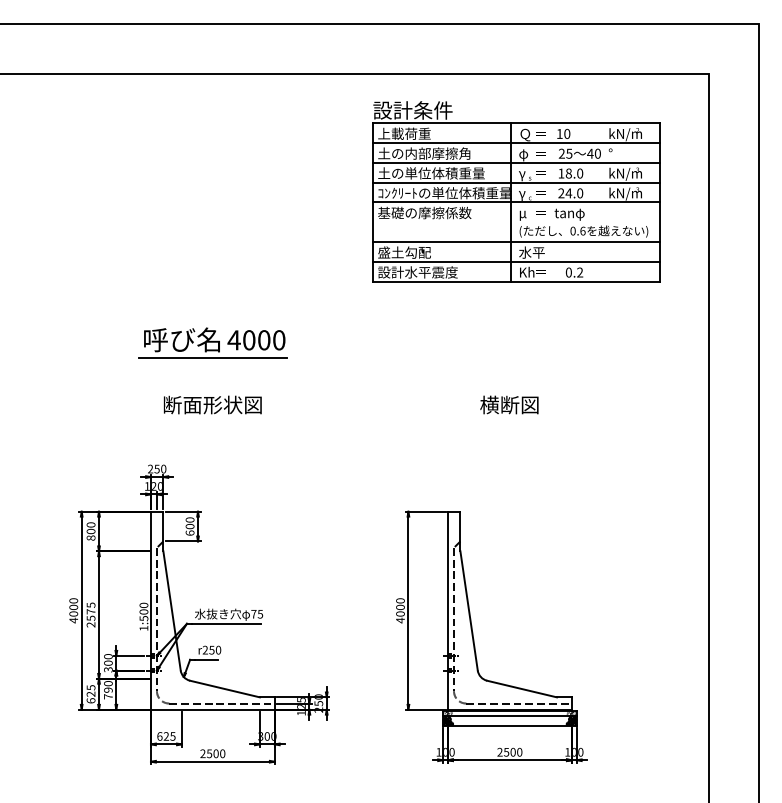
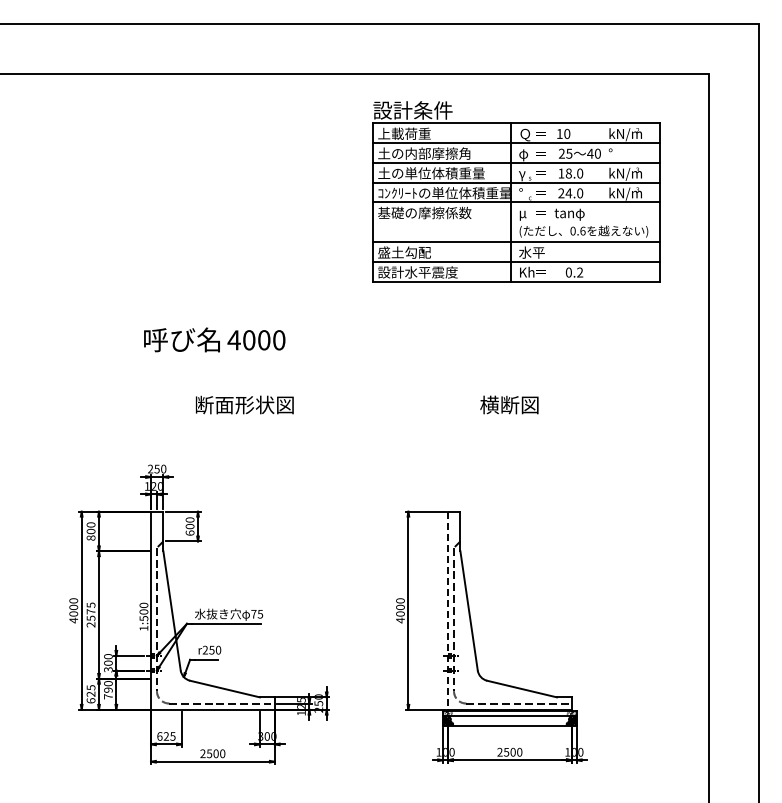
text: γ -> ° (522, 194)
line: present -> none (212, 358)
text position: (212, 404) -> (244, 404) (244, 404)
line: solid -> dashed (448, 611)
